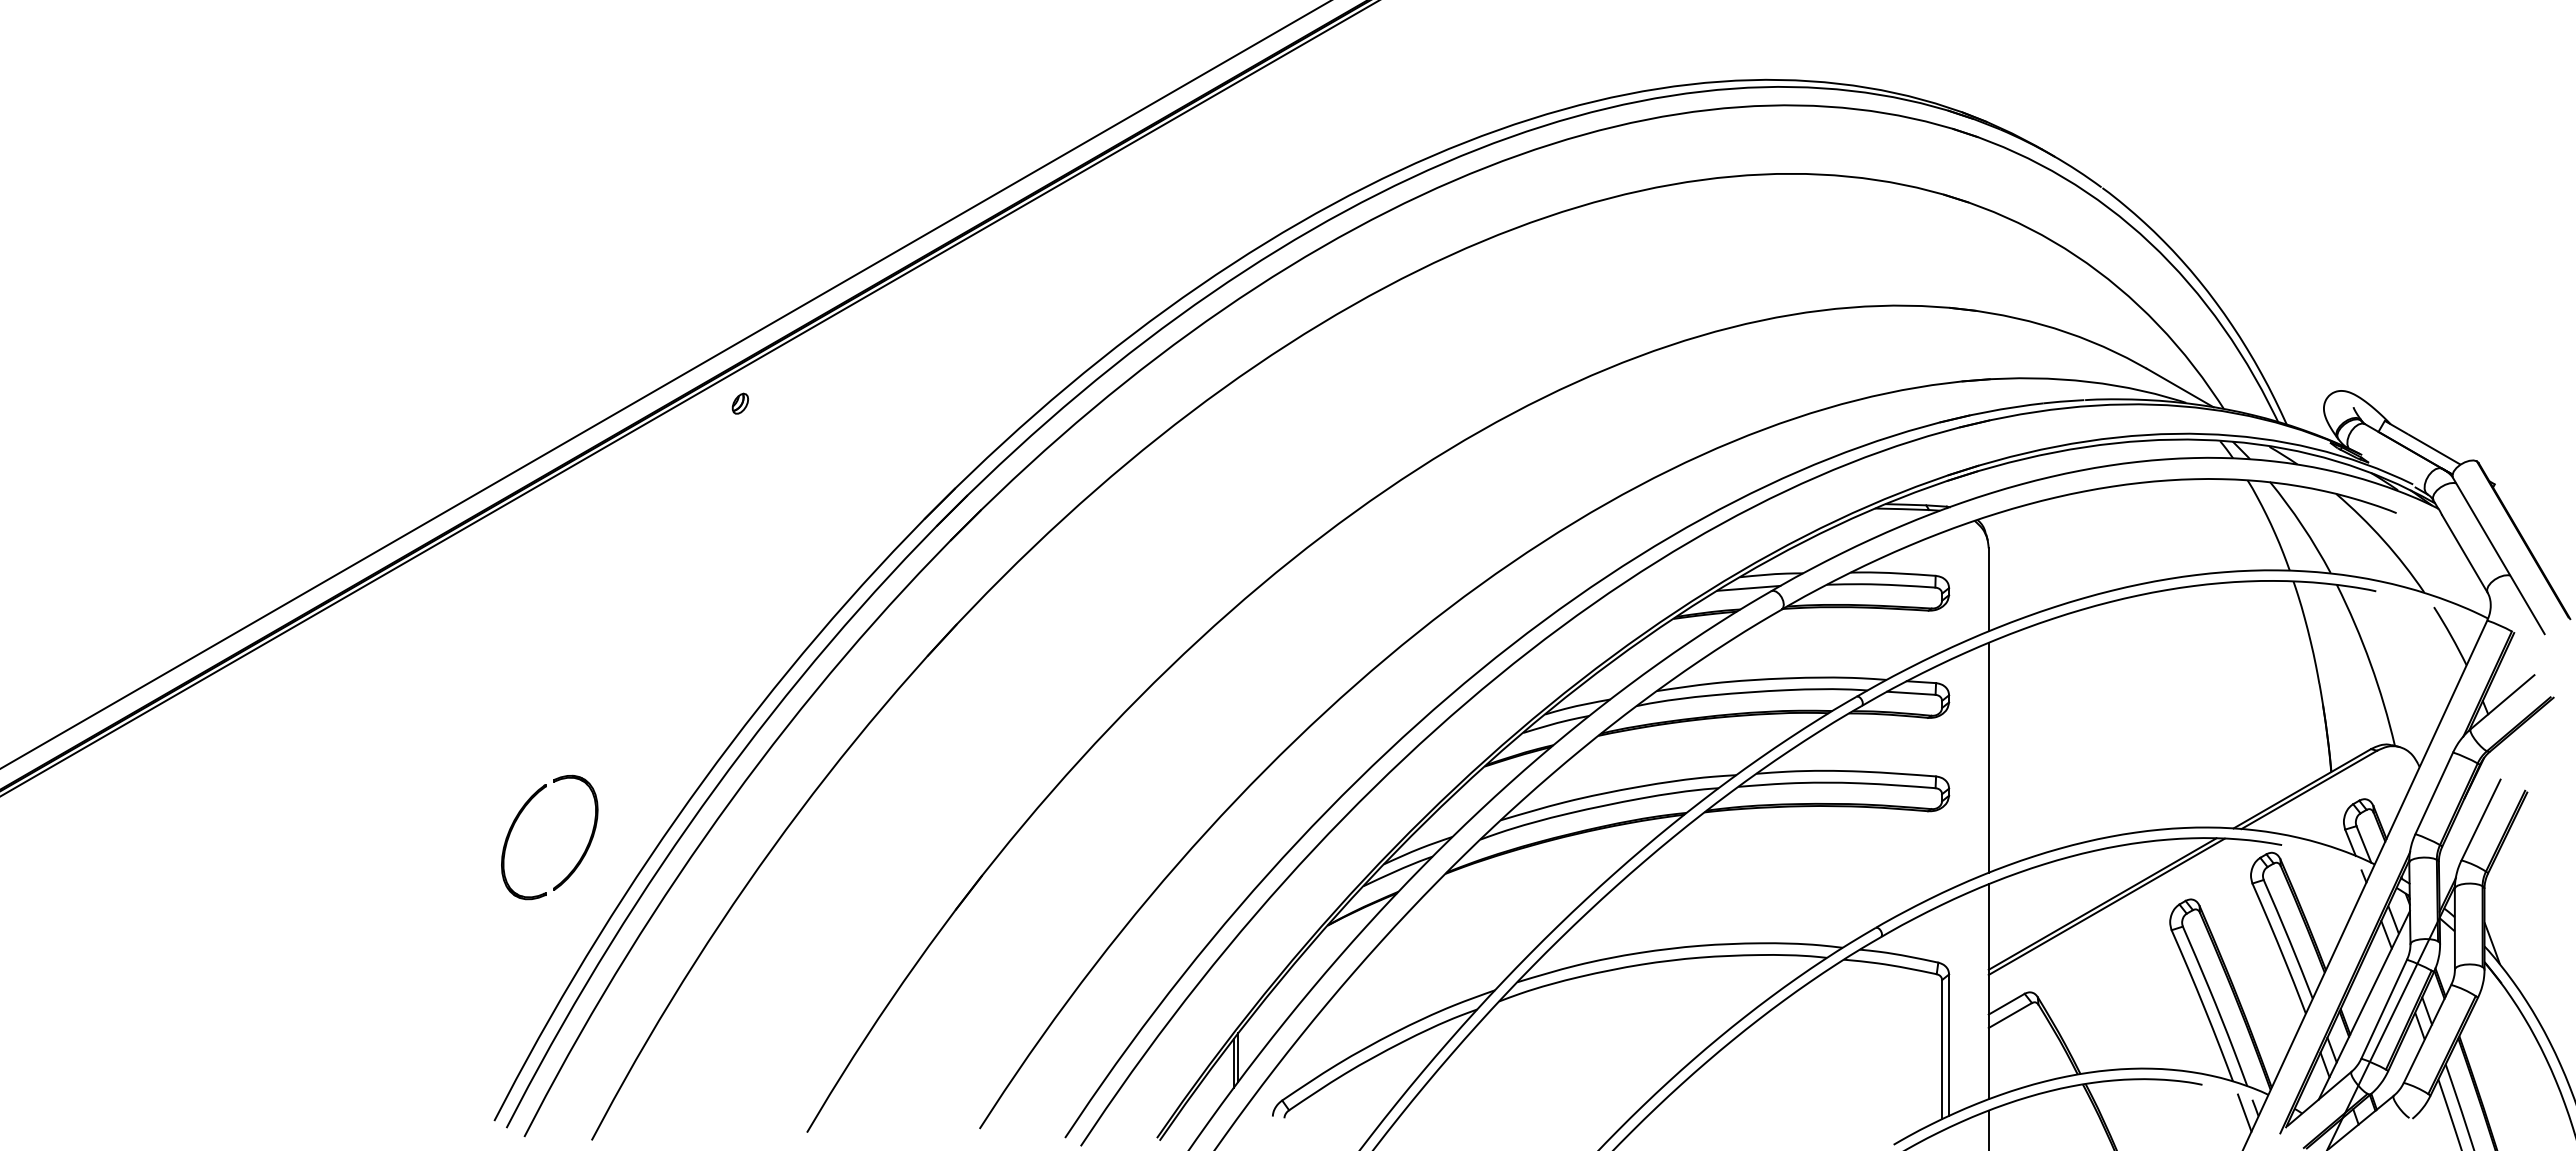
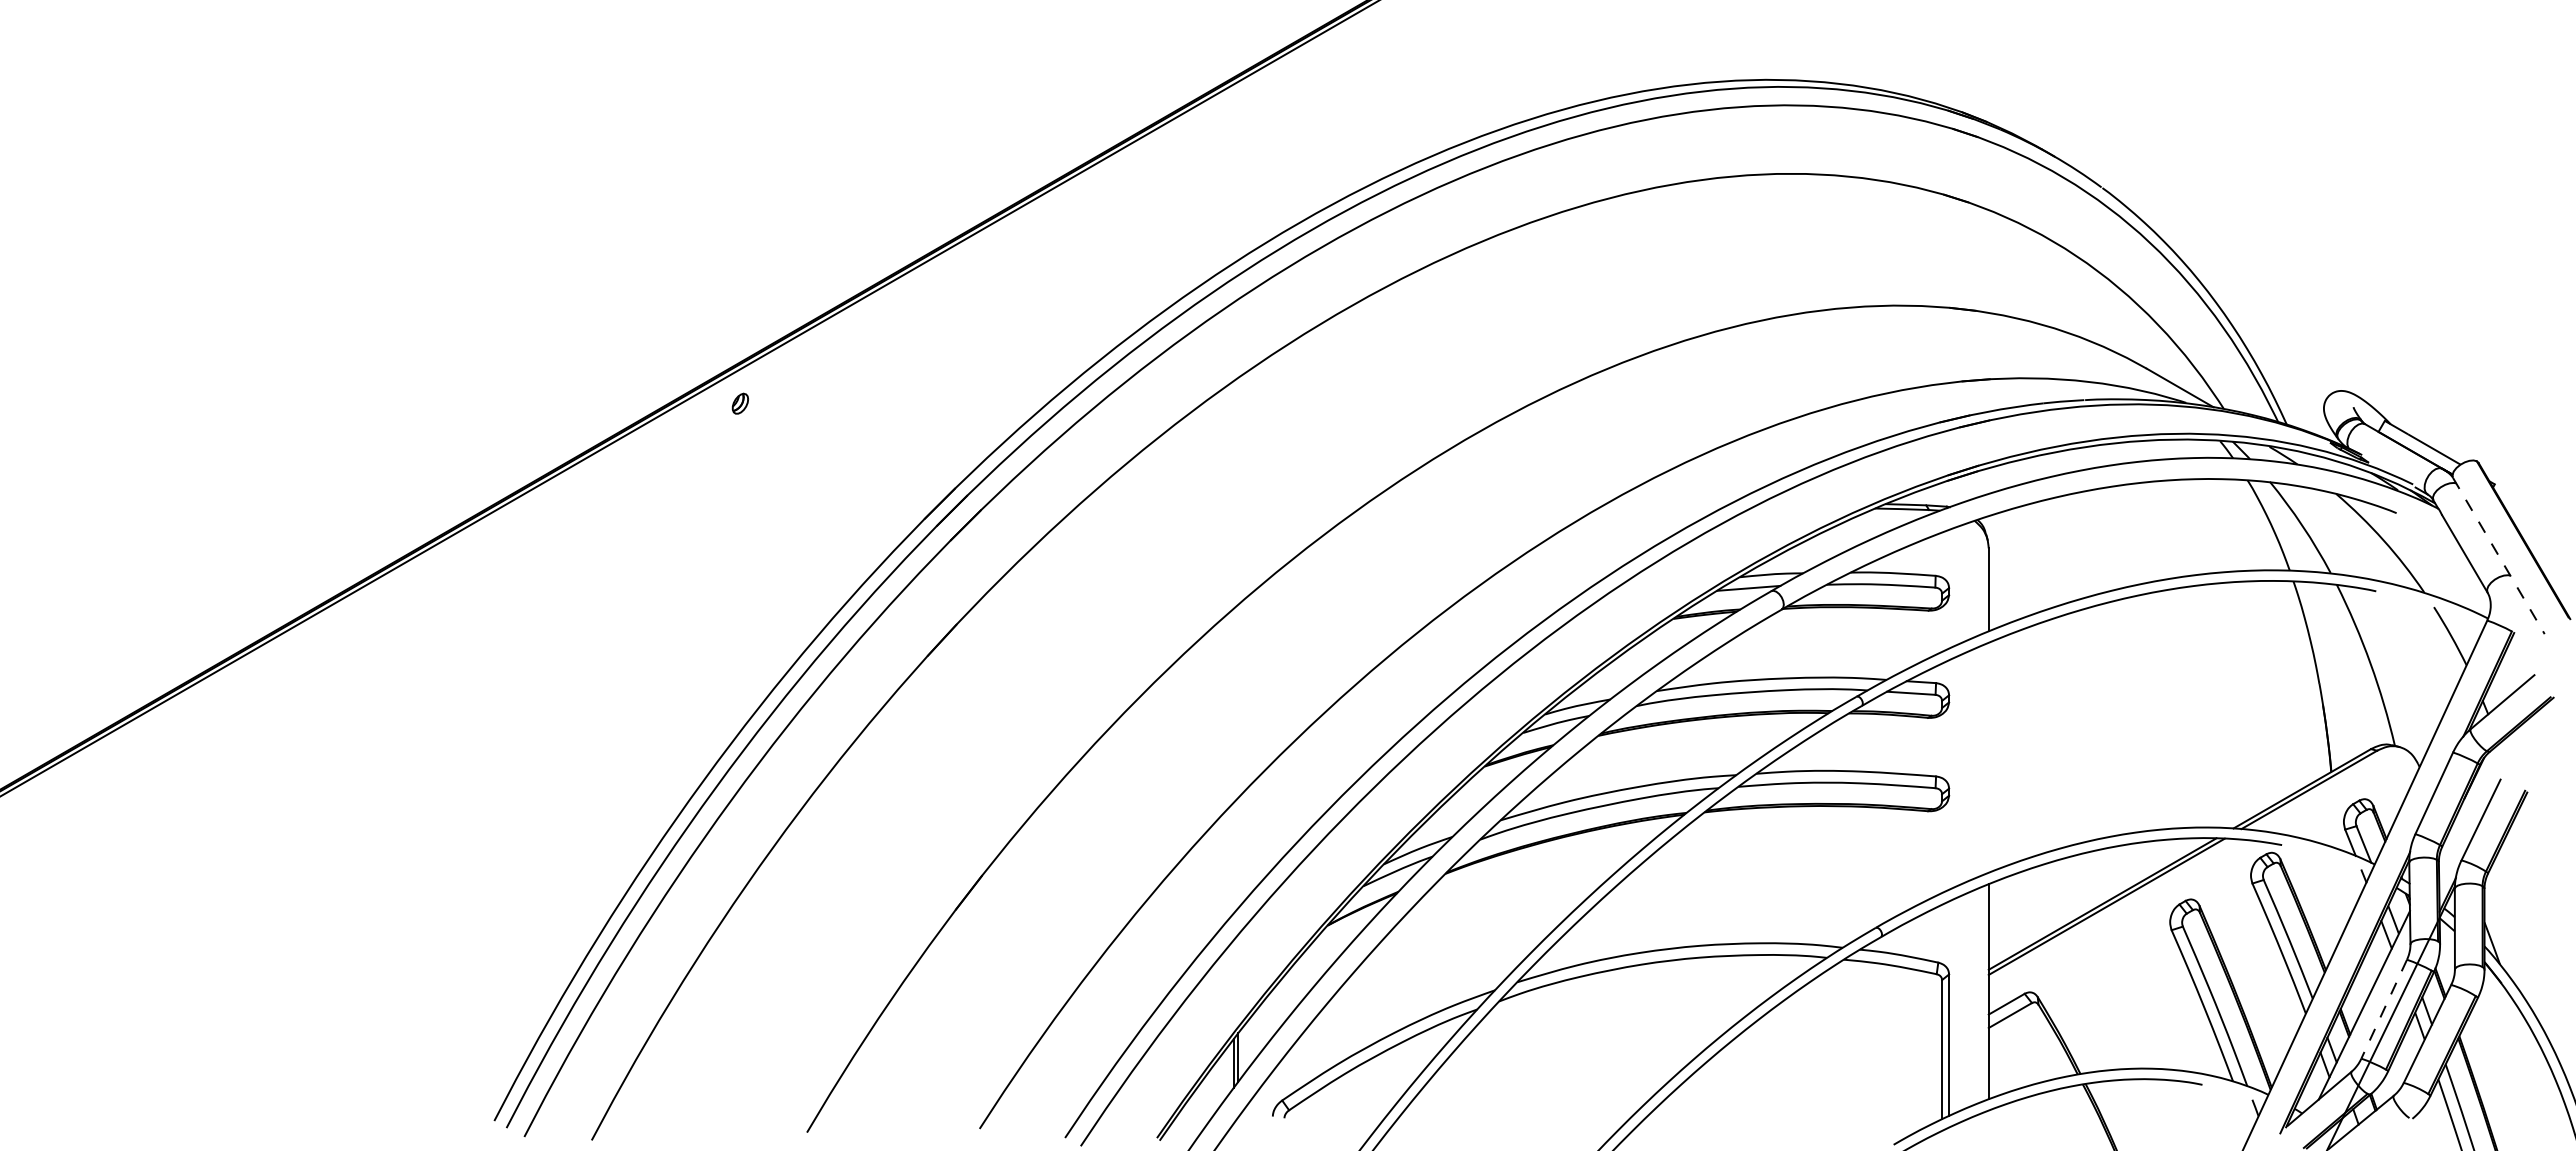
line: present -> none (665, 384)
line: solid -> dashed (2498, 556)
line: present -> none (1988, 757)
part: present -> none (517, 820)
line: solid -> dashed (2383, 1009)
line: present -> none (2244, 1112)
line: present -> none (1988, 1128)
